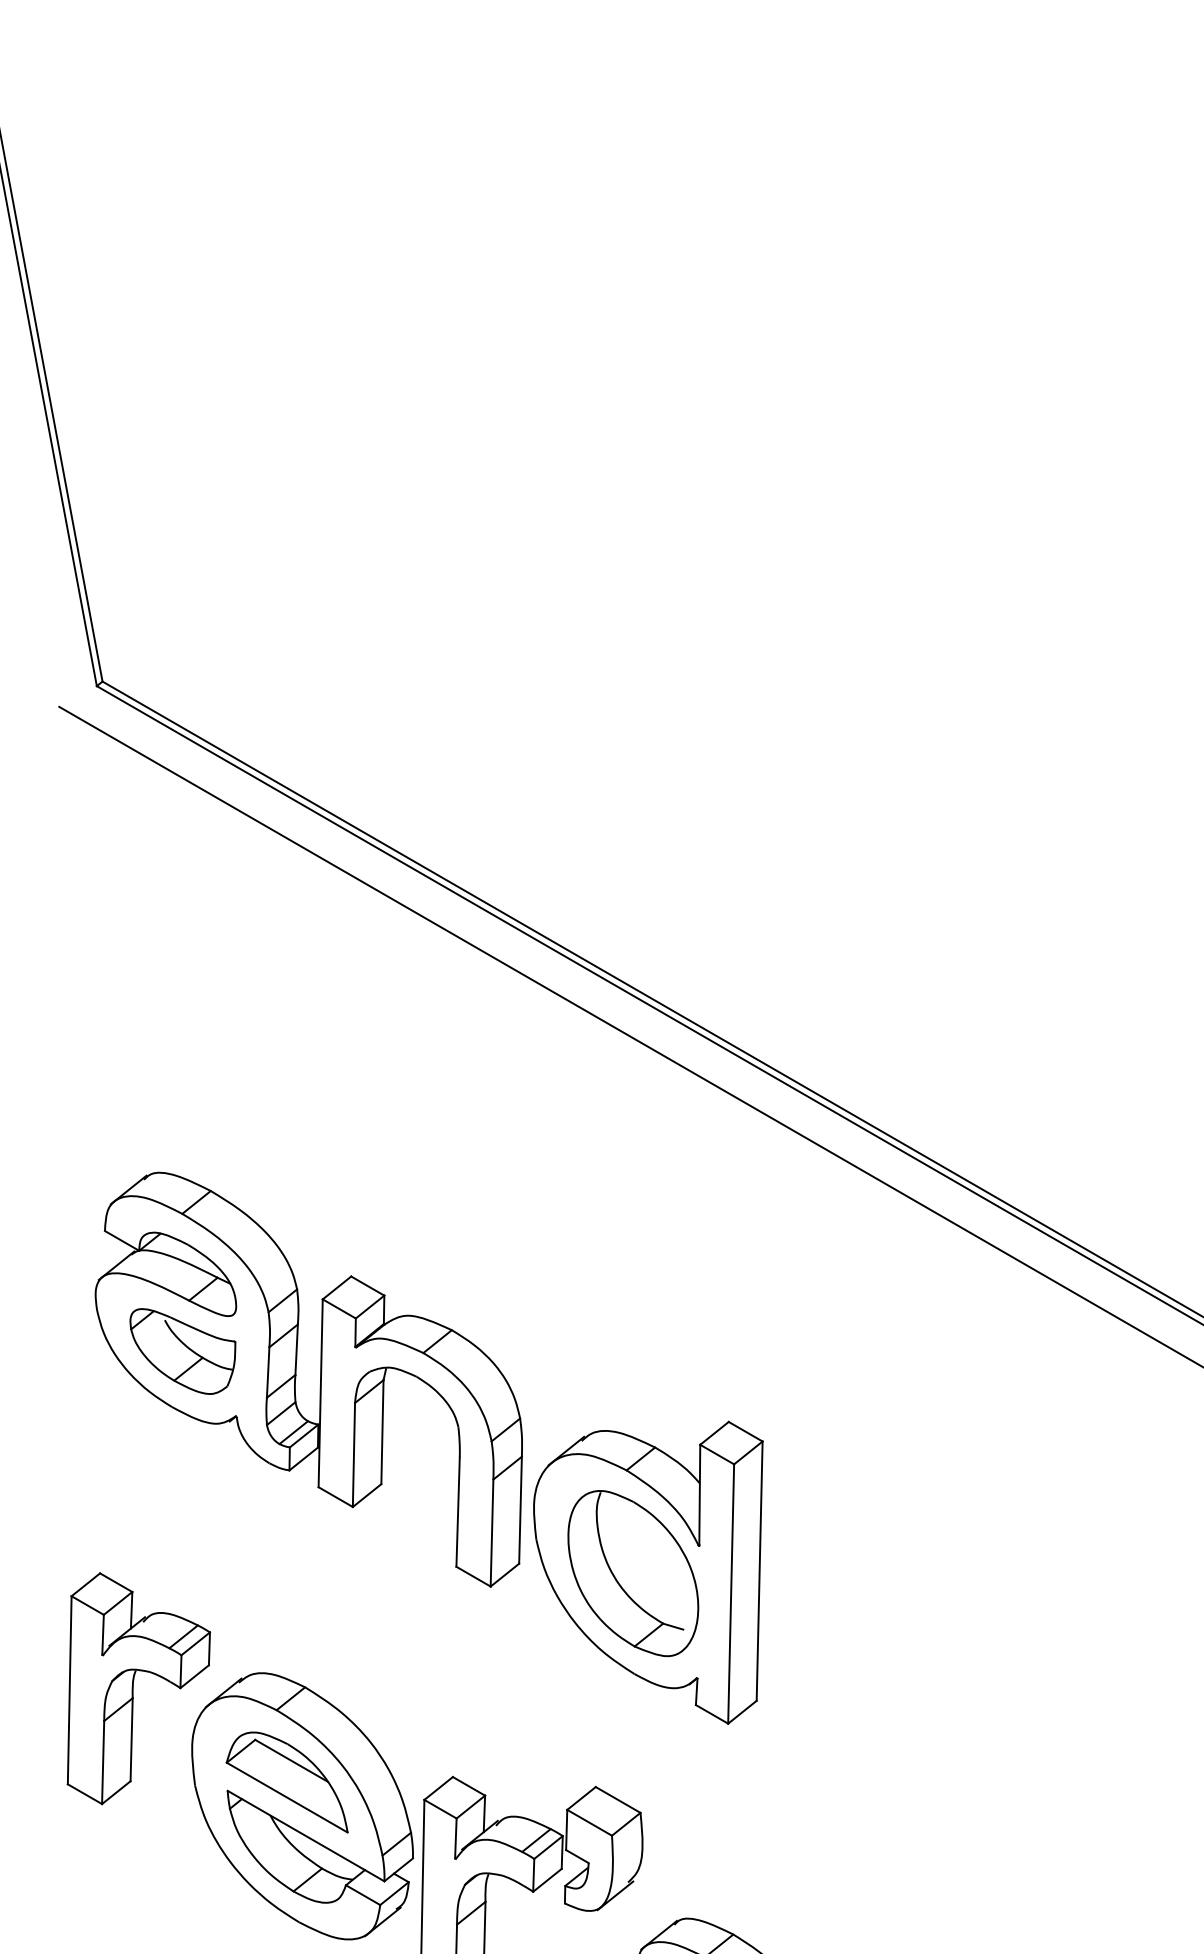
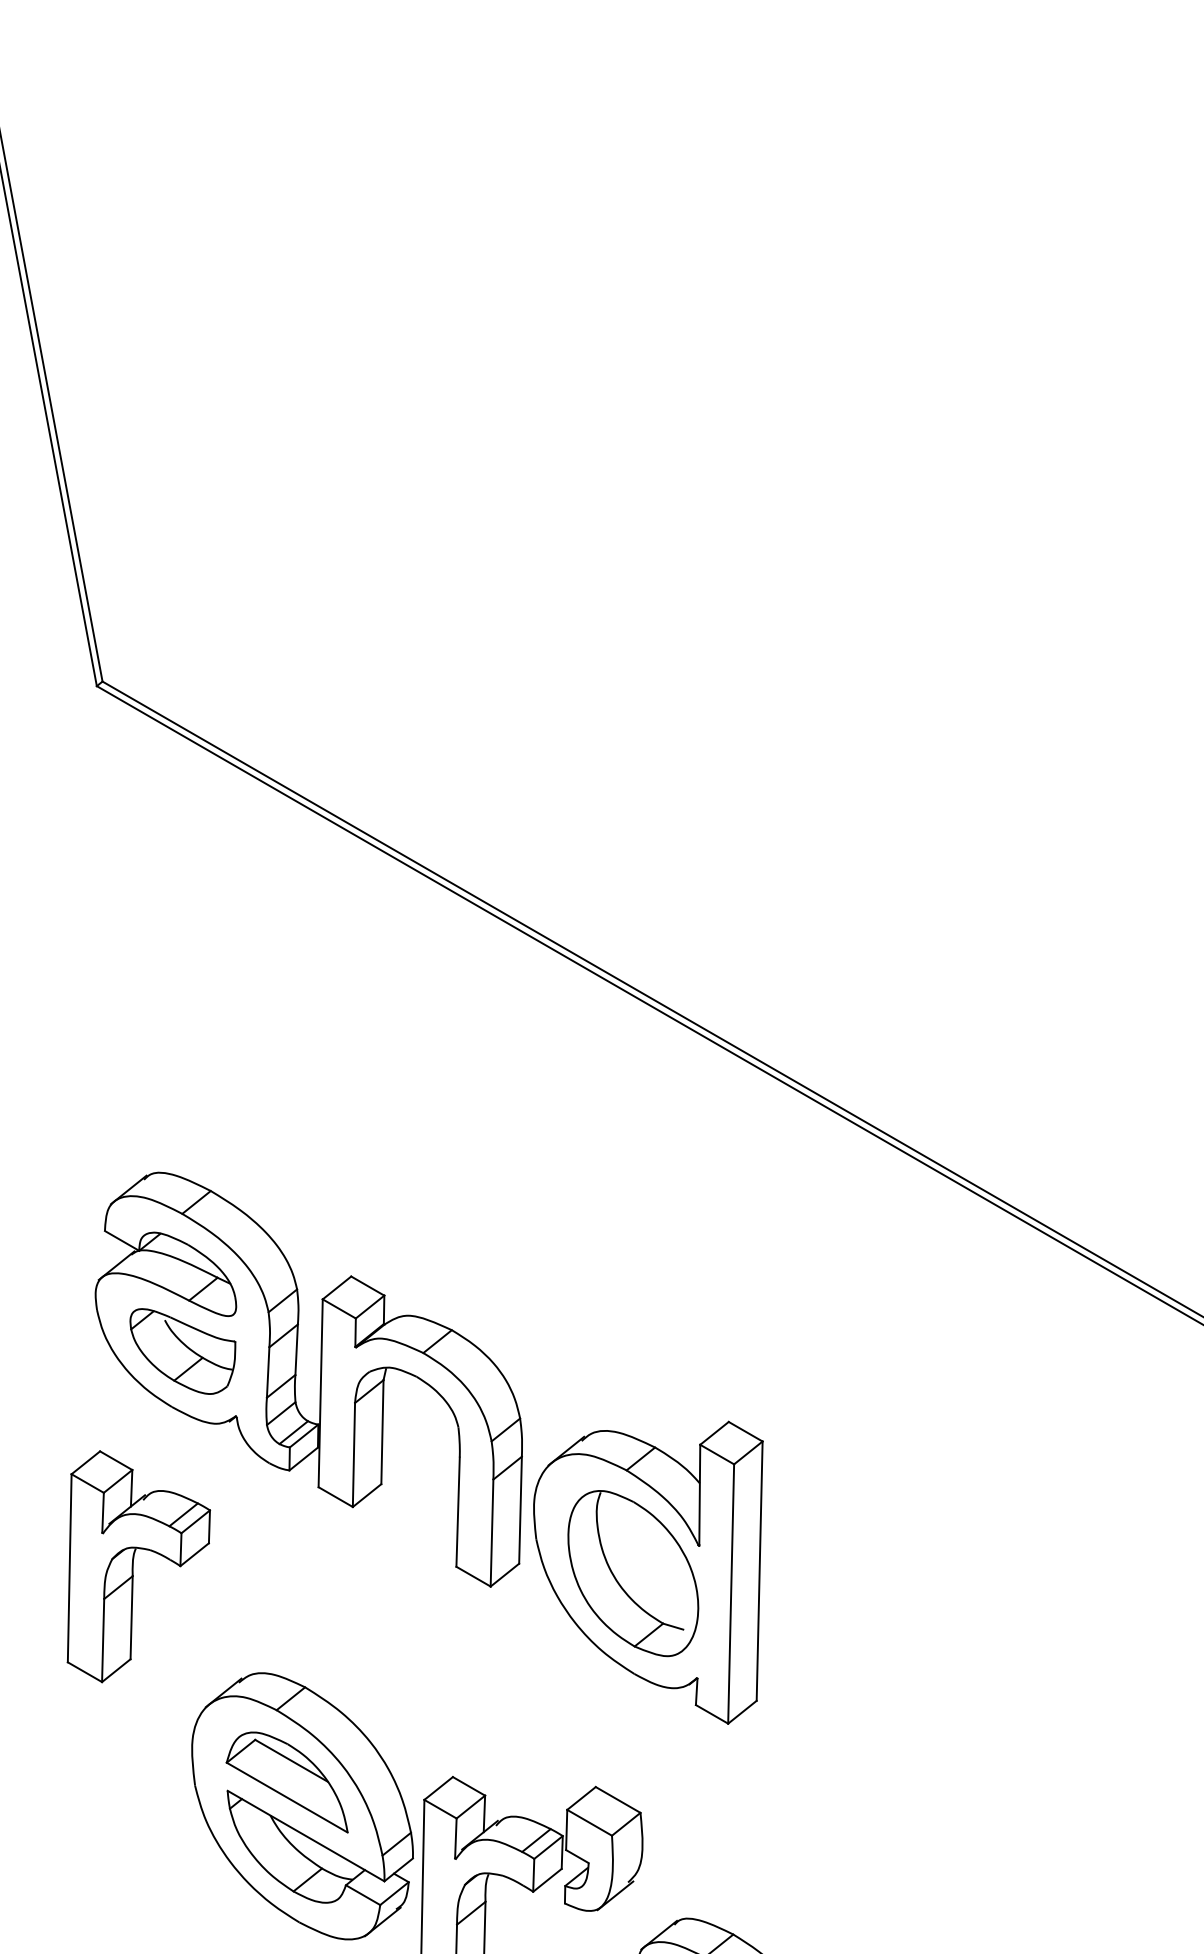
line: present -> none (629, 1035)
part position: (138, 1688) -> (138, 1566) (138, 1566)
